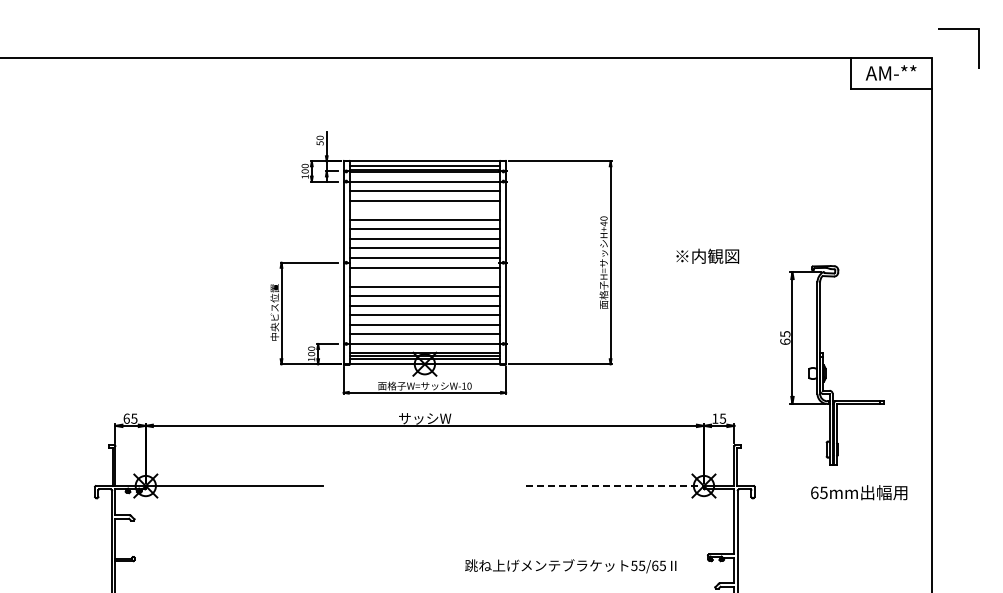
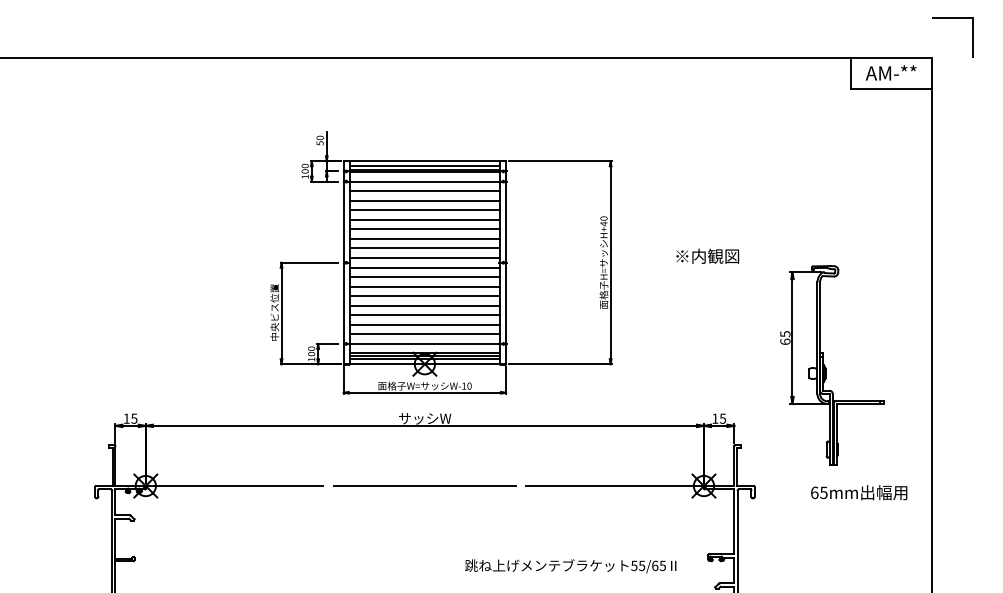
line position: (958, 29) -> (952, 18) (952, 18)
line: none -> present (424, 210)
line: none -> present (424, 277)
text: 65 -> 15 (126, 418)
line: none -> present (424, 485)
line: dashed -> solid (615, 486)
